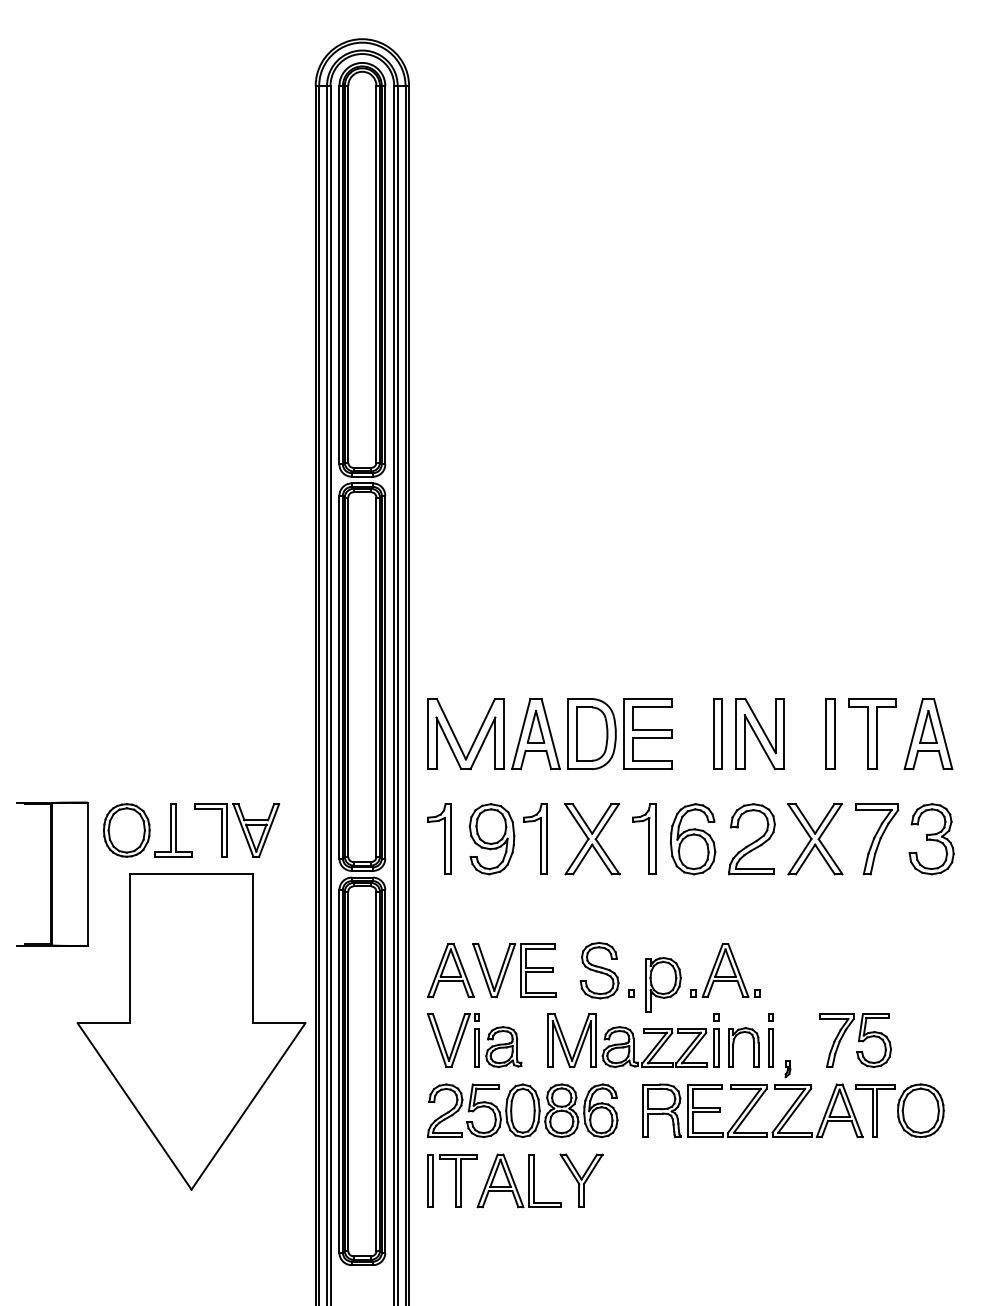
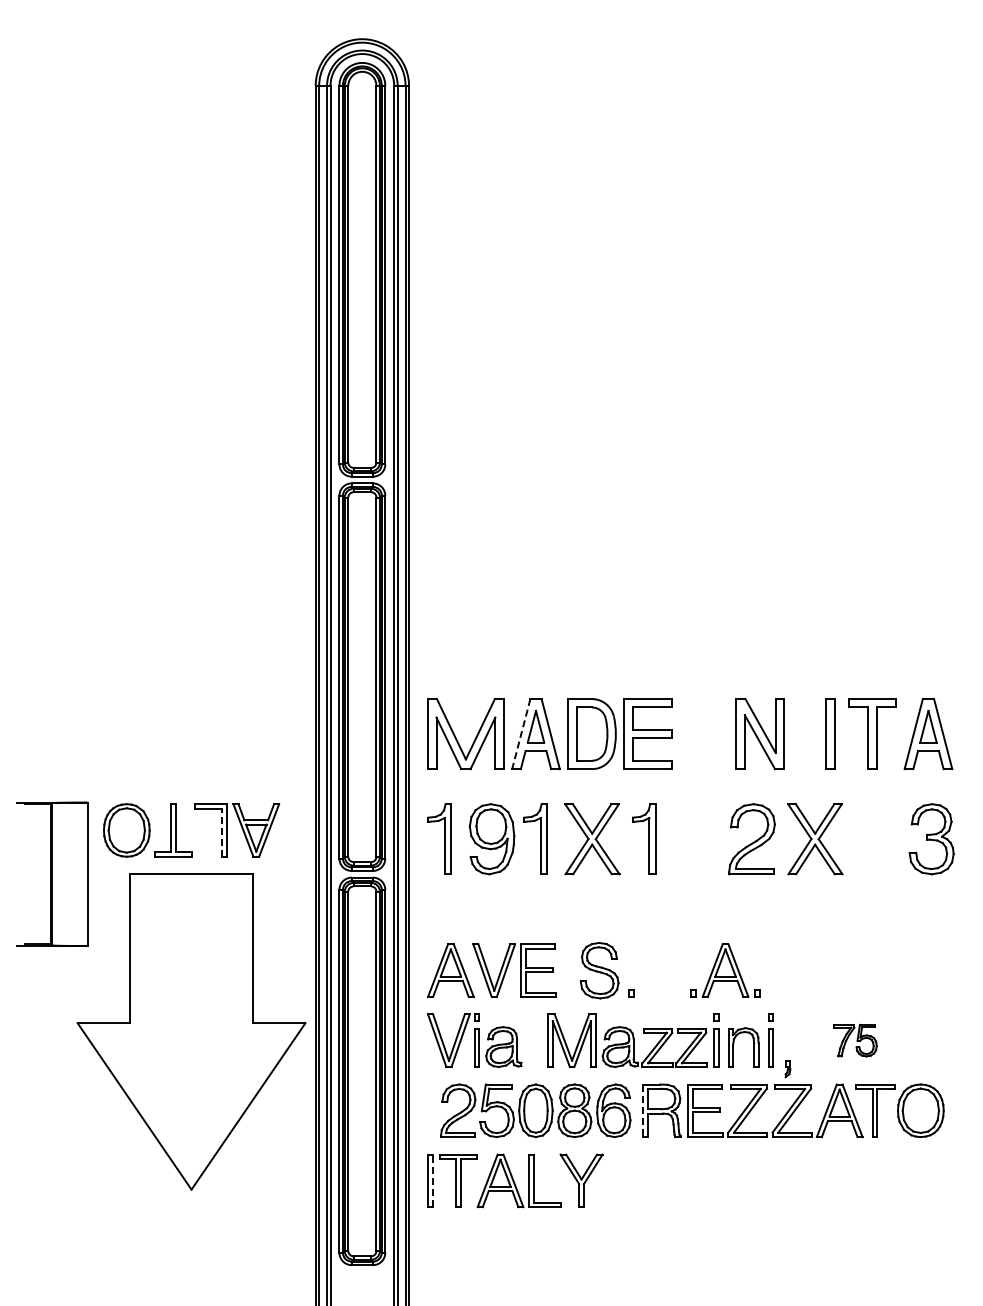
part: present -> none (717, 733)
line: solid -> dashed (521, 734)
line: solid -> dashed (221, 832)
part: present -> none (692, 839)
part: present -> none (877, 839)
part: present -> none (663, 984)
part size: 73x55 px -> 45x35 px (855, 1040)
part position: (522, 1110) -> (535, 1110) (535, 1110)
line: solid -> dashed (642, 1111)
line: solid -> dashed (432, 1180)
